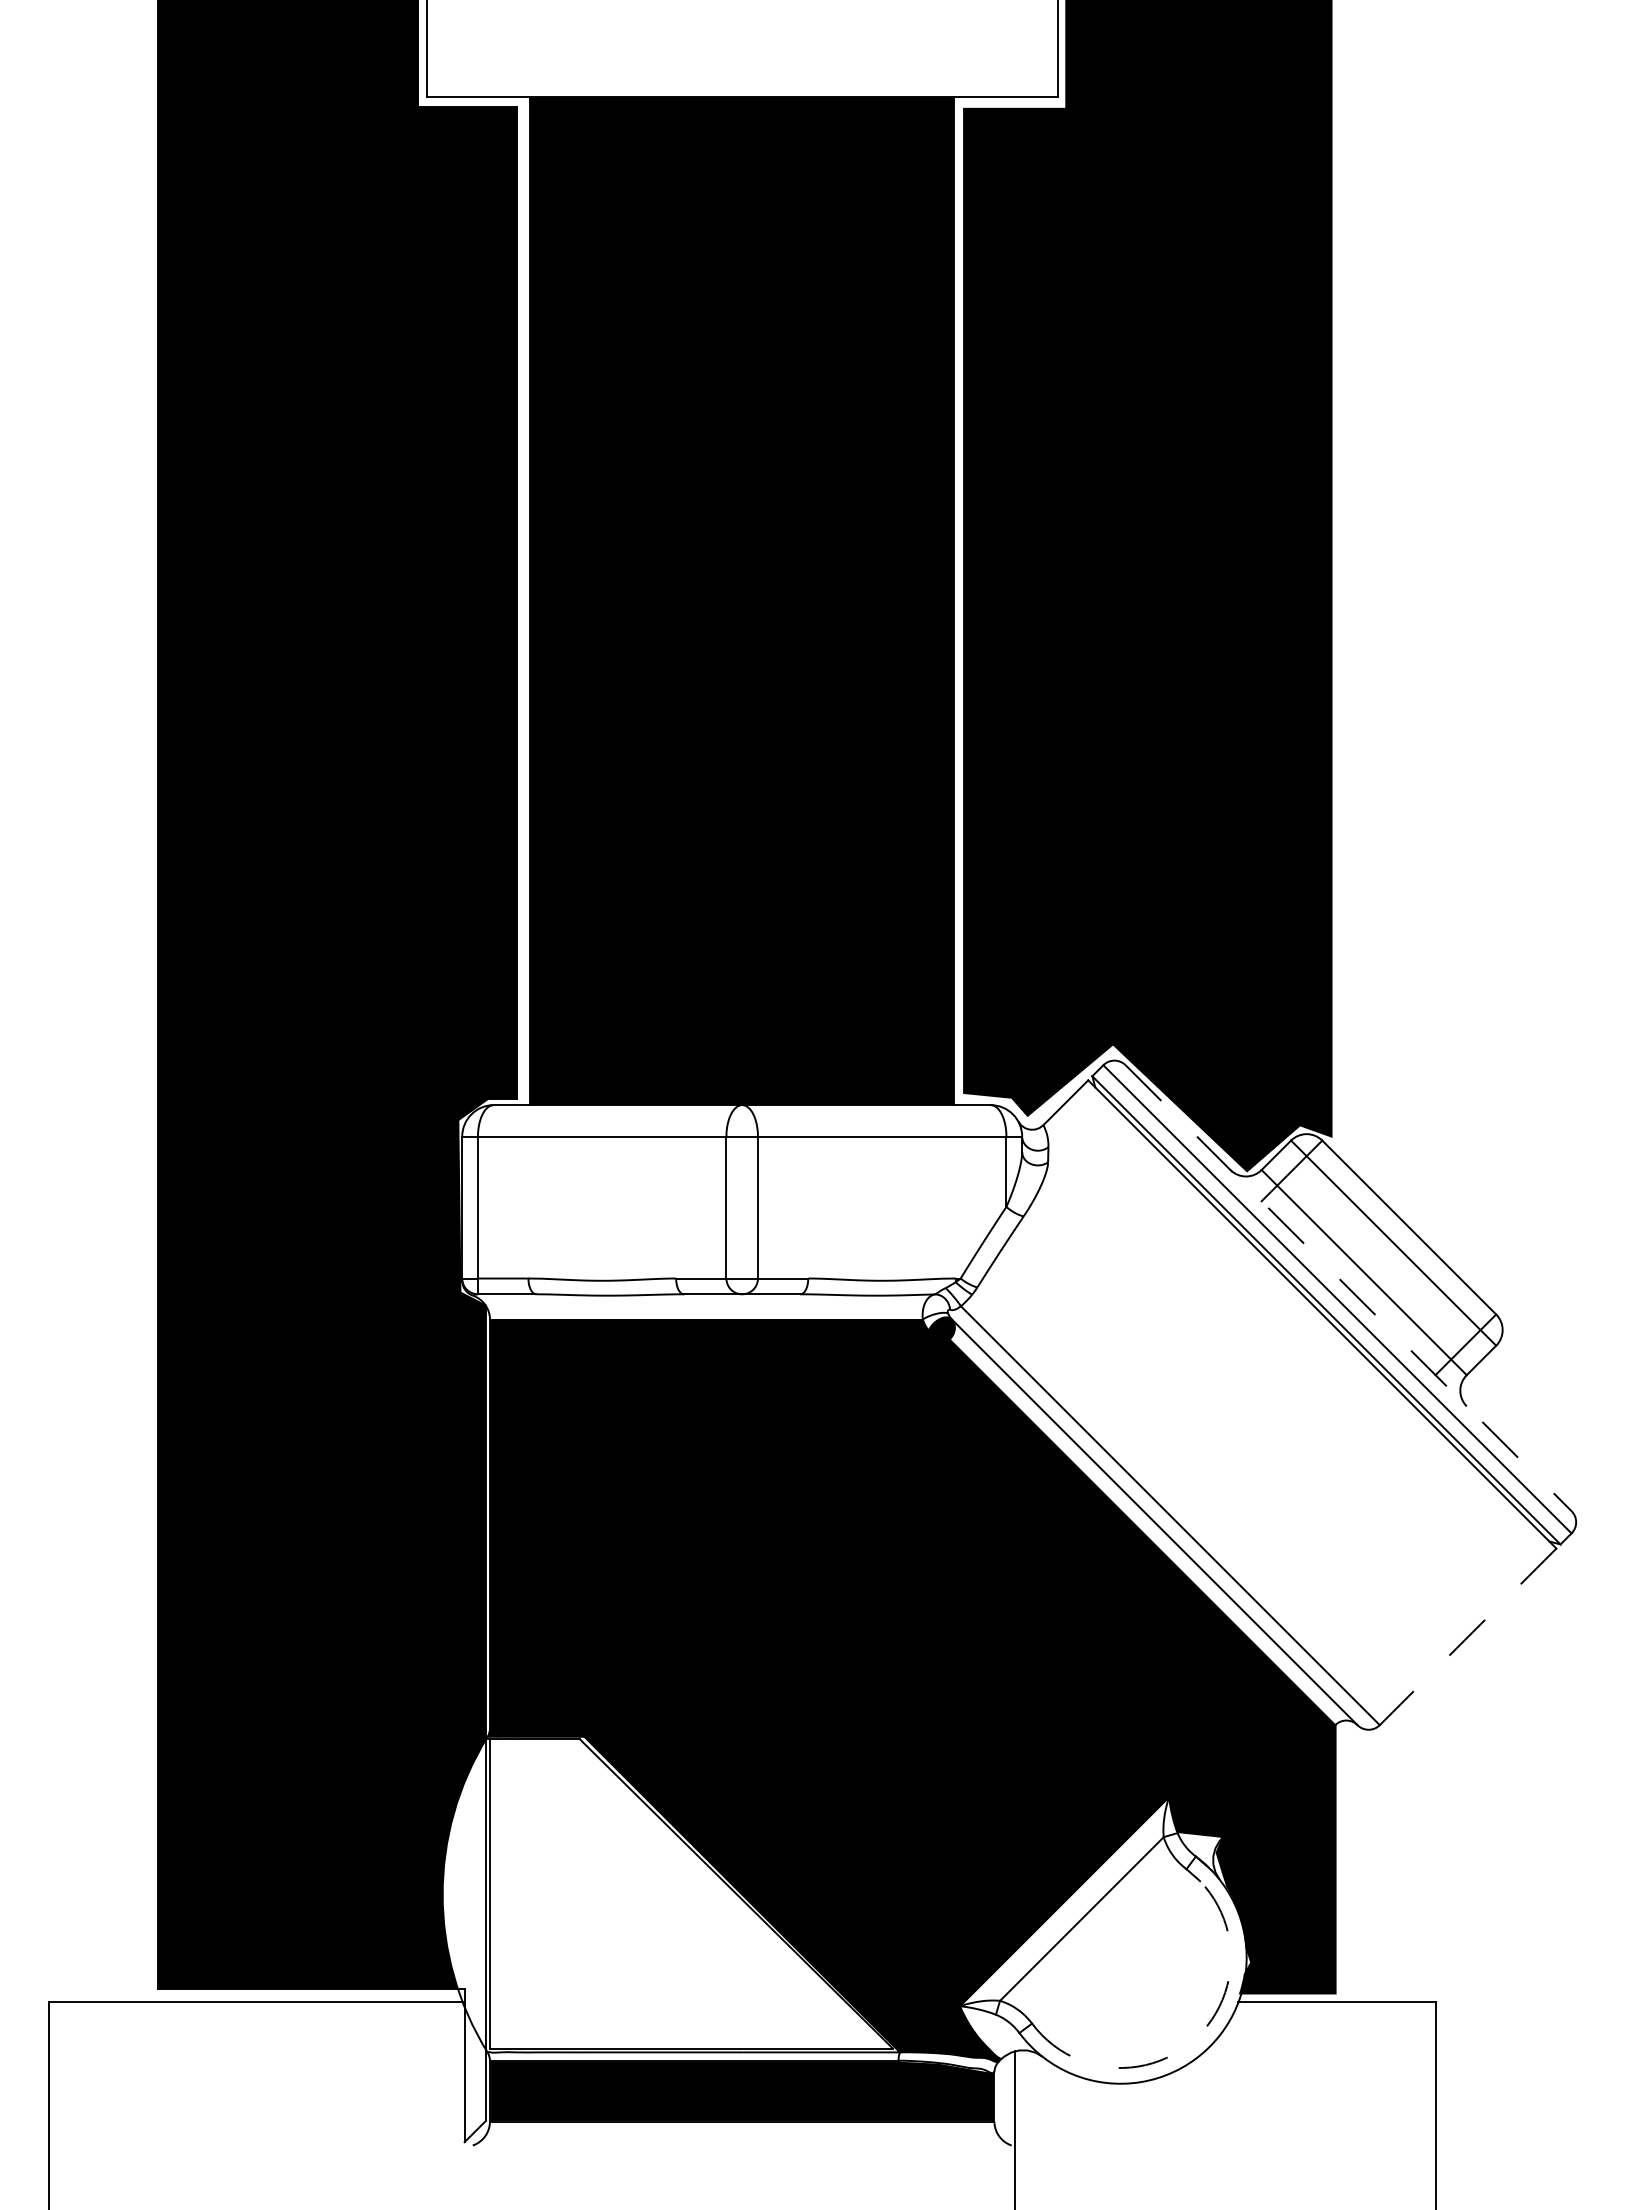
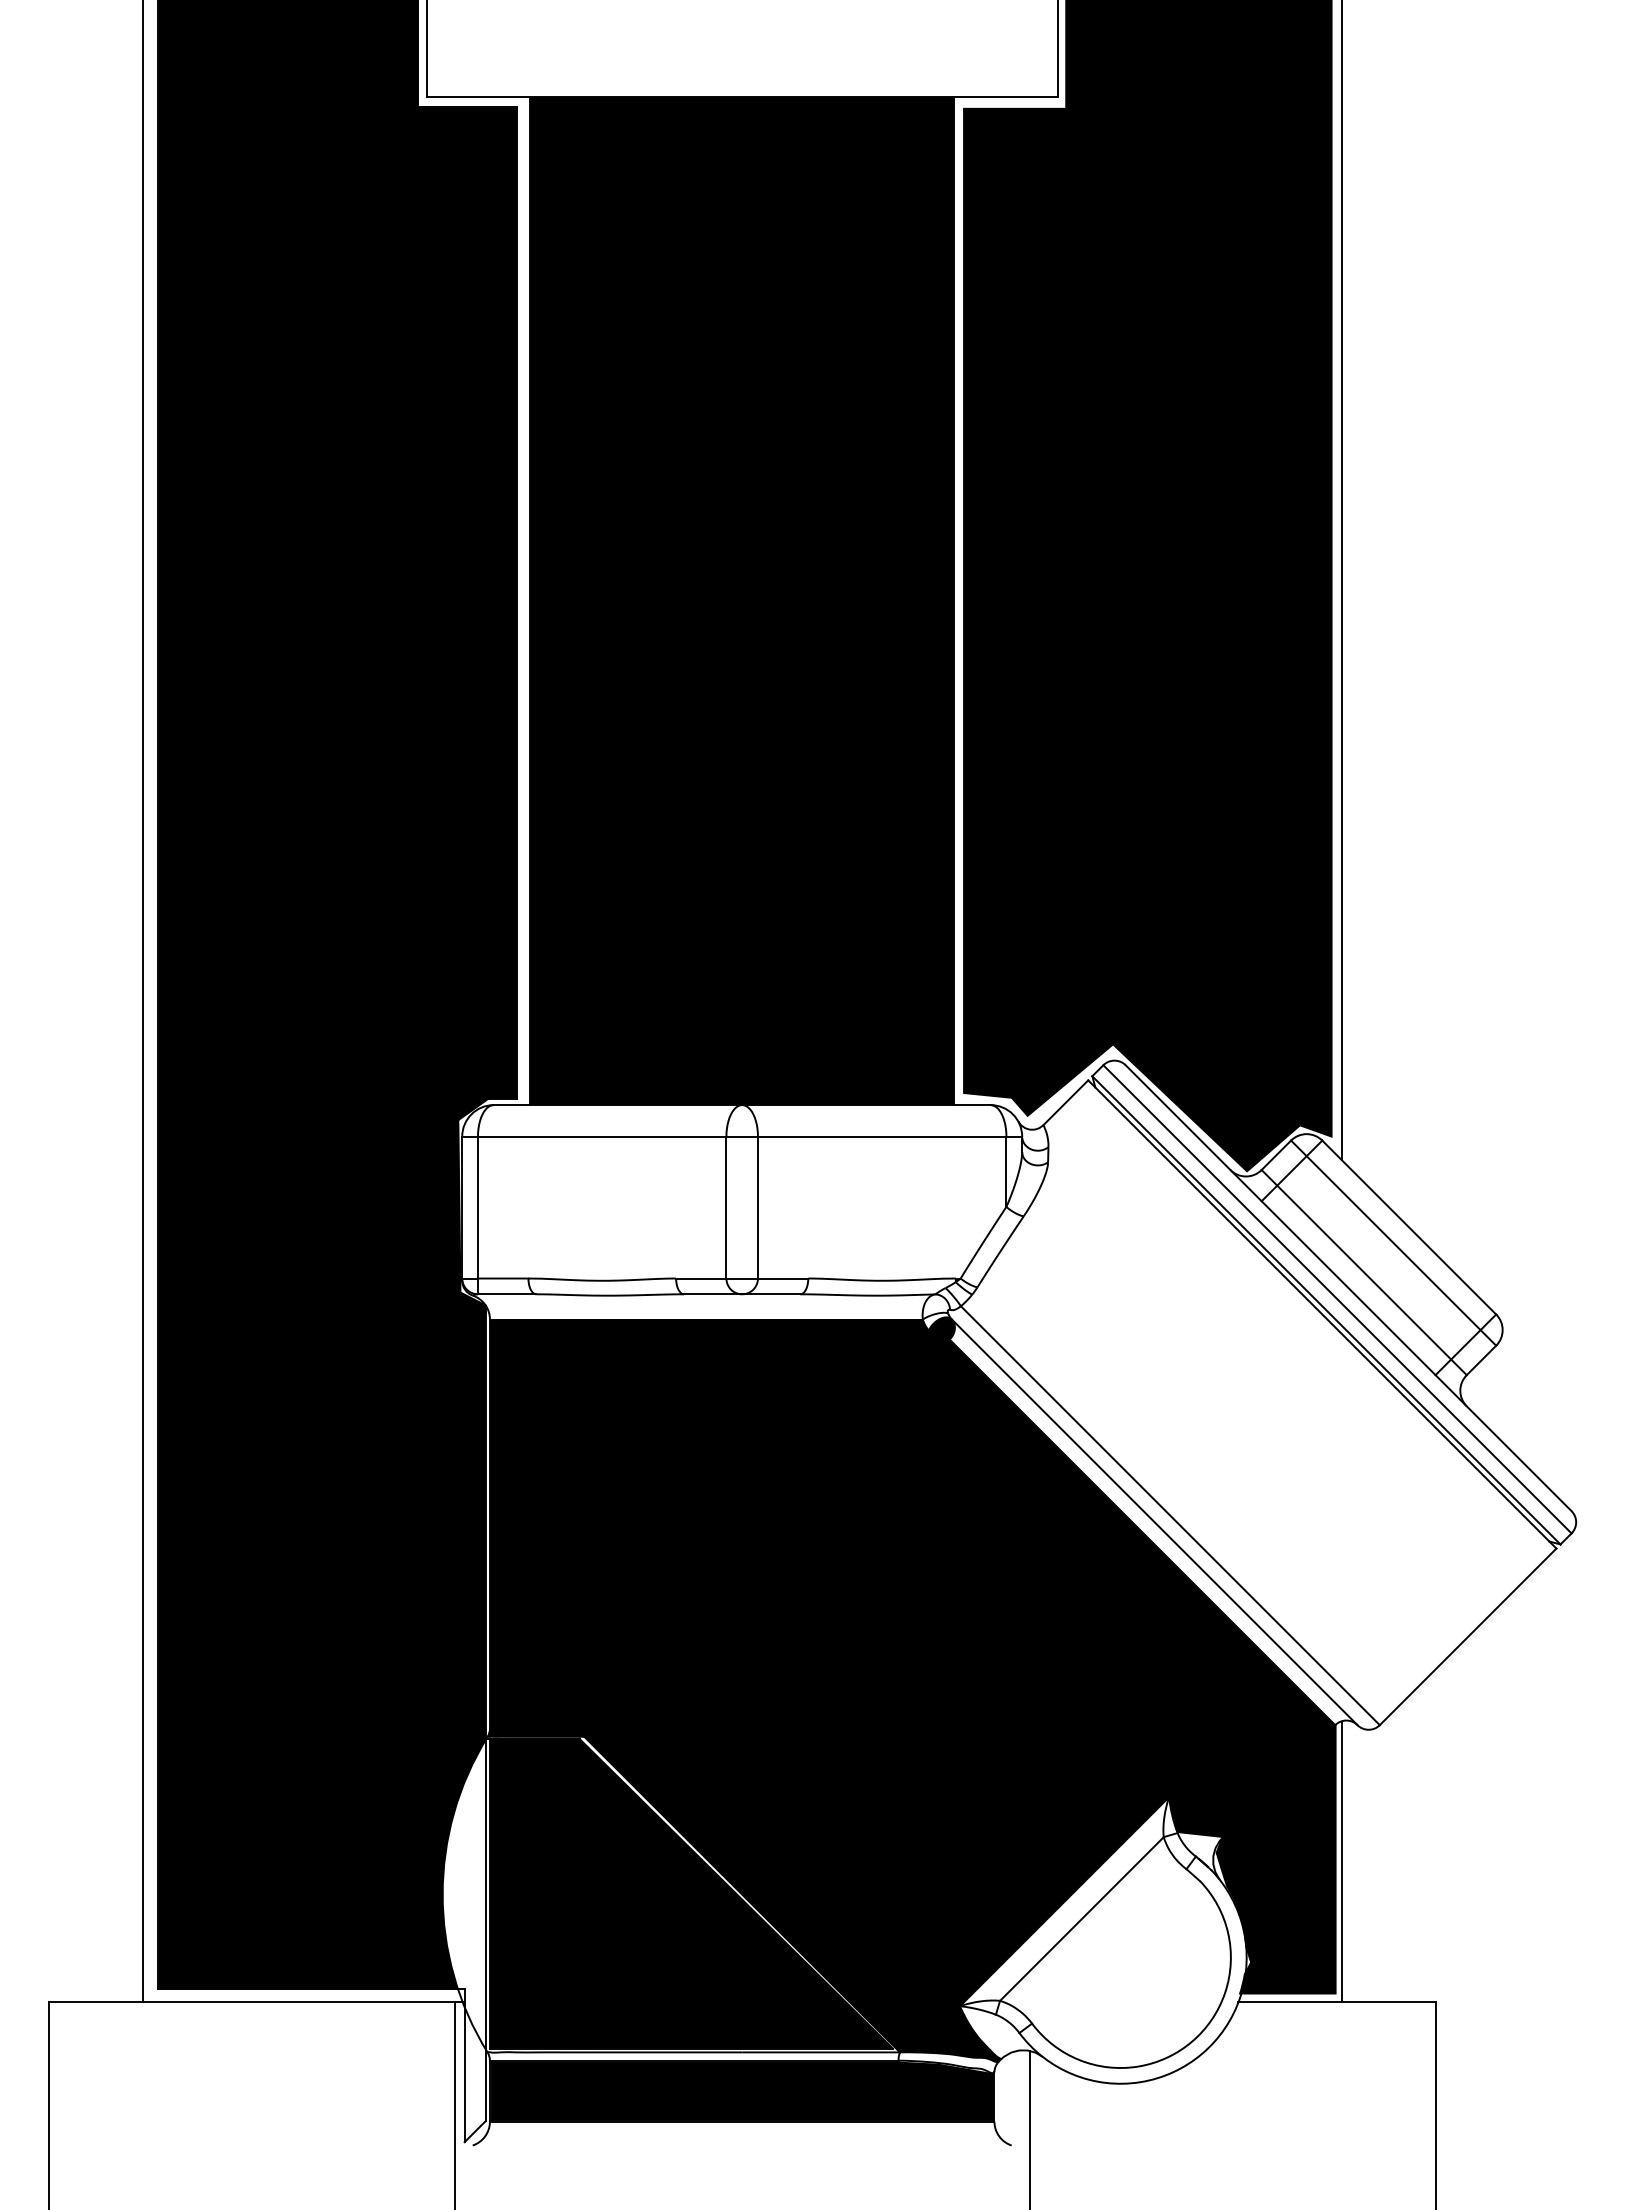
line: none -> present (1341, 580)
line: none -> present (143, 1002)
line: dashed -> solid (1348, 1288)
line: dashed -> solid (1468, 1636)
line: none -> present (1341, 1861)
fill: none -> present (690, 1893)
arc: dashed -> solid (1191, 2041)
line: none -> present (455, 2104)
line position: (1014, 2128) -> (1029, 2128) (1029, 2128)
